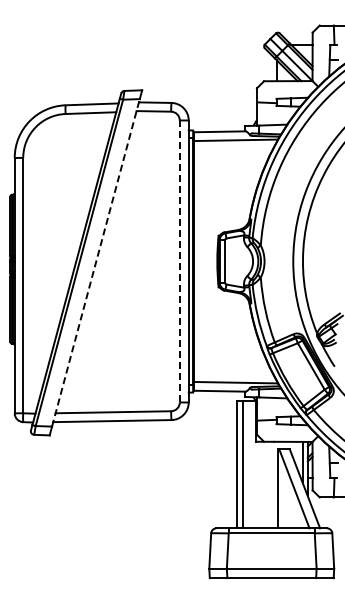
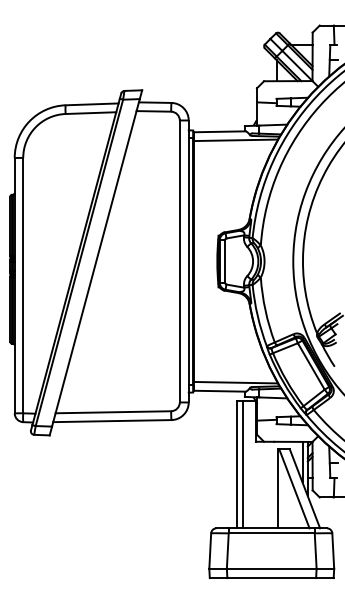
line: dashed -> solid (179, 261)
line: dashed -> solid (95, 262)
